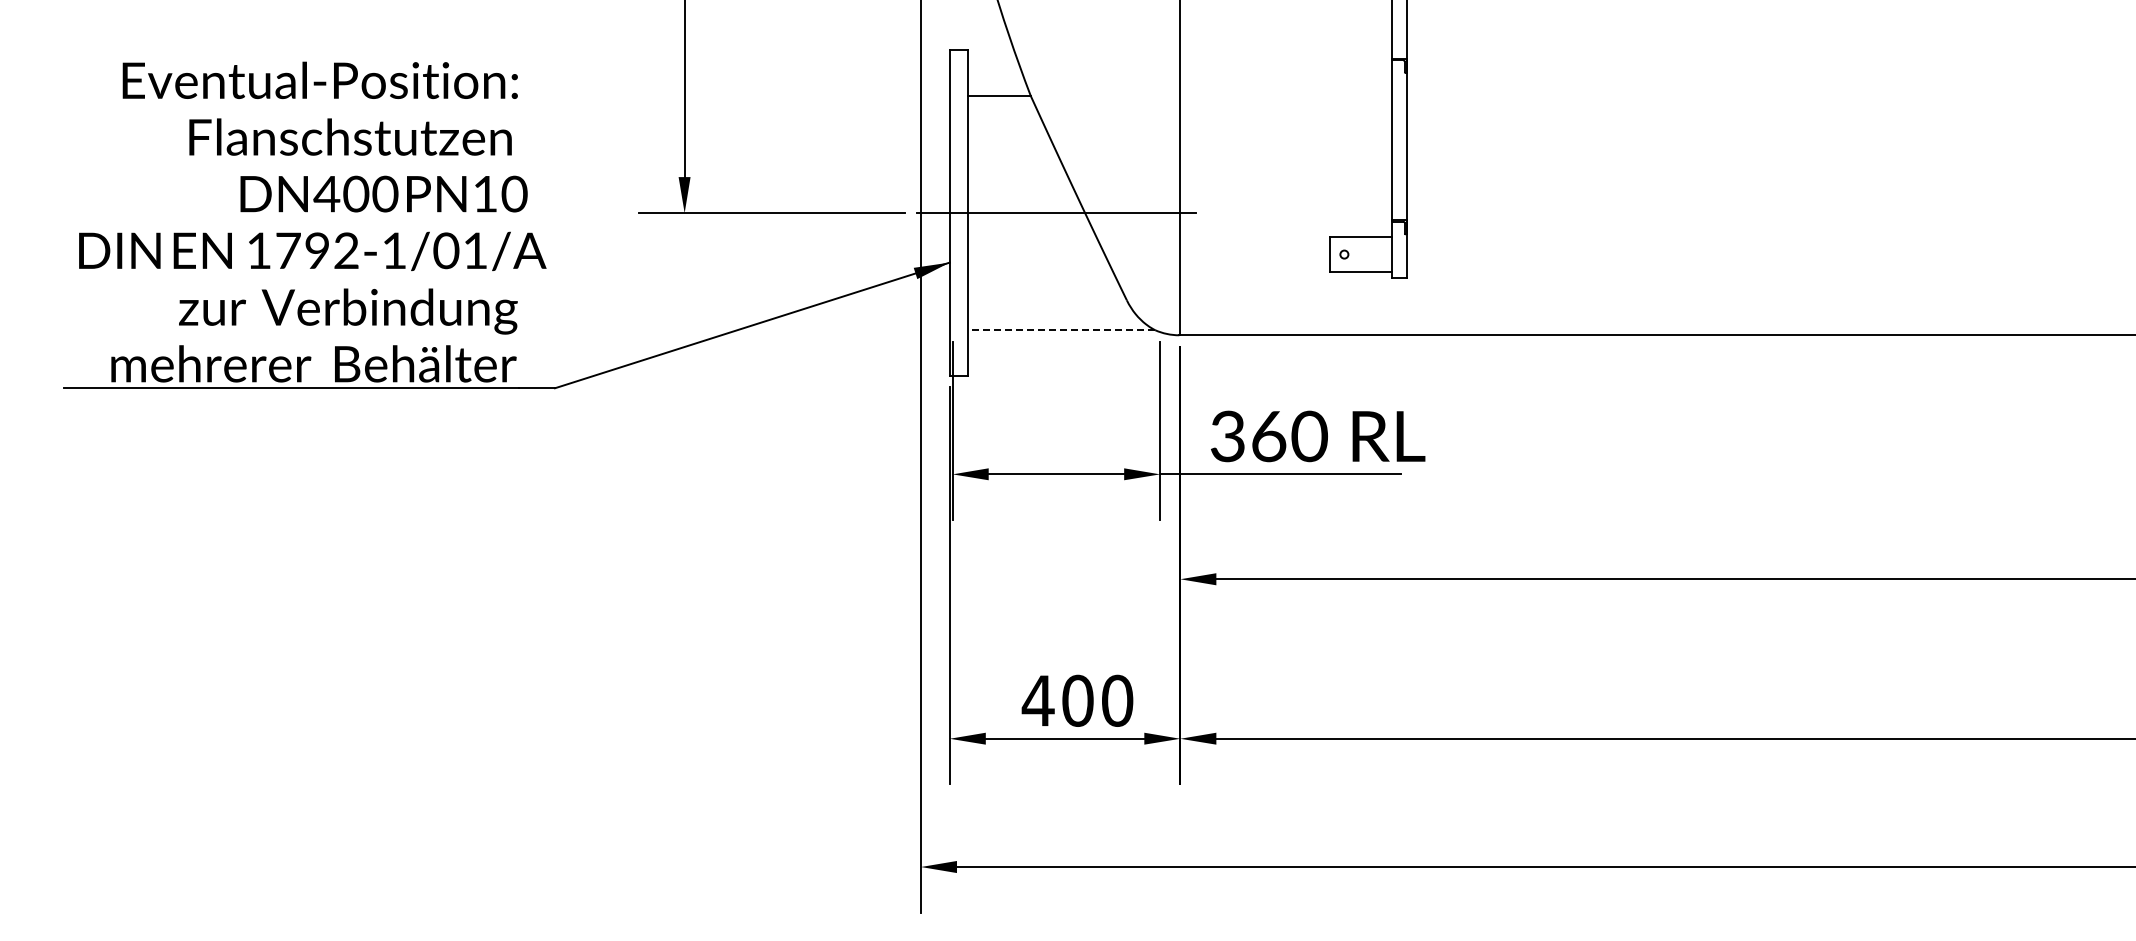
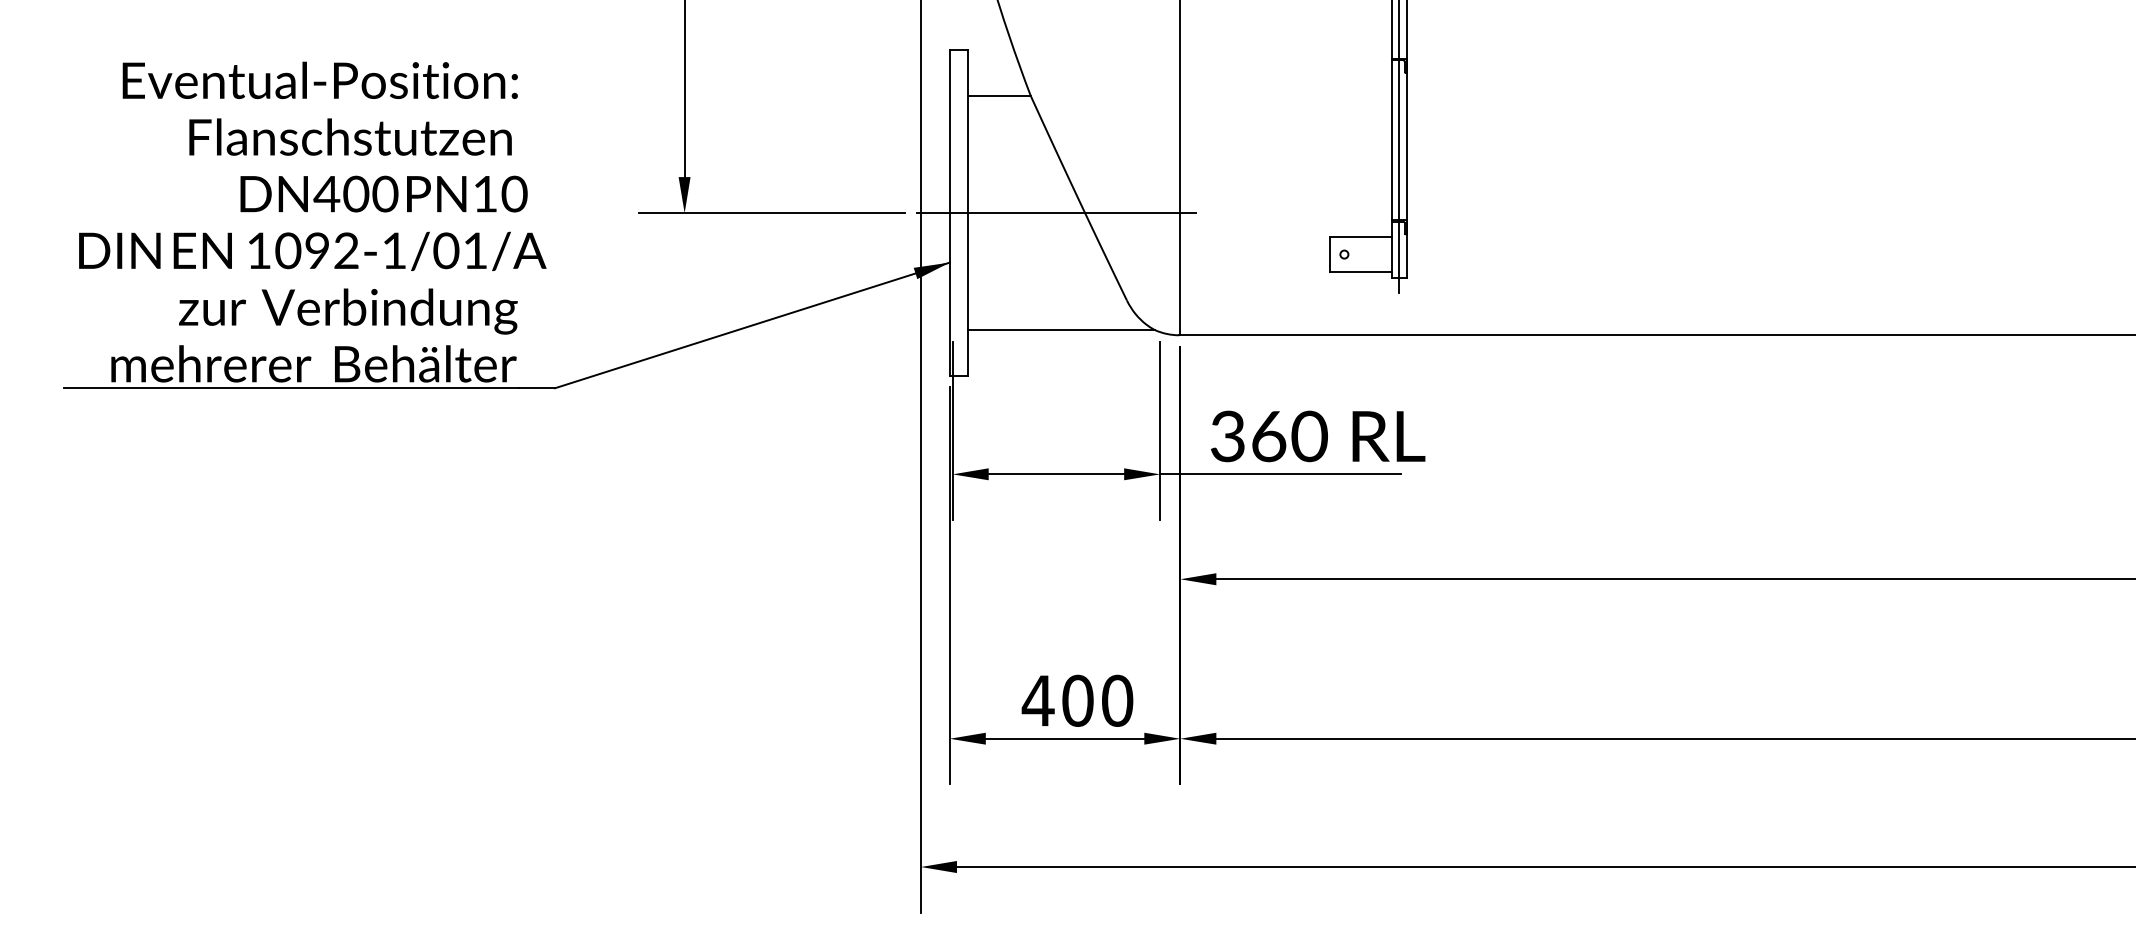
line: none -> present (1399, 147)
text: 1792-1/01/A -> 1092-1/01/A (288, 250)
line: dashed -> solid (1061, 330)
